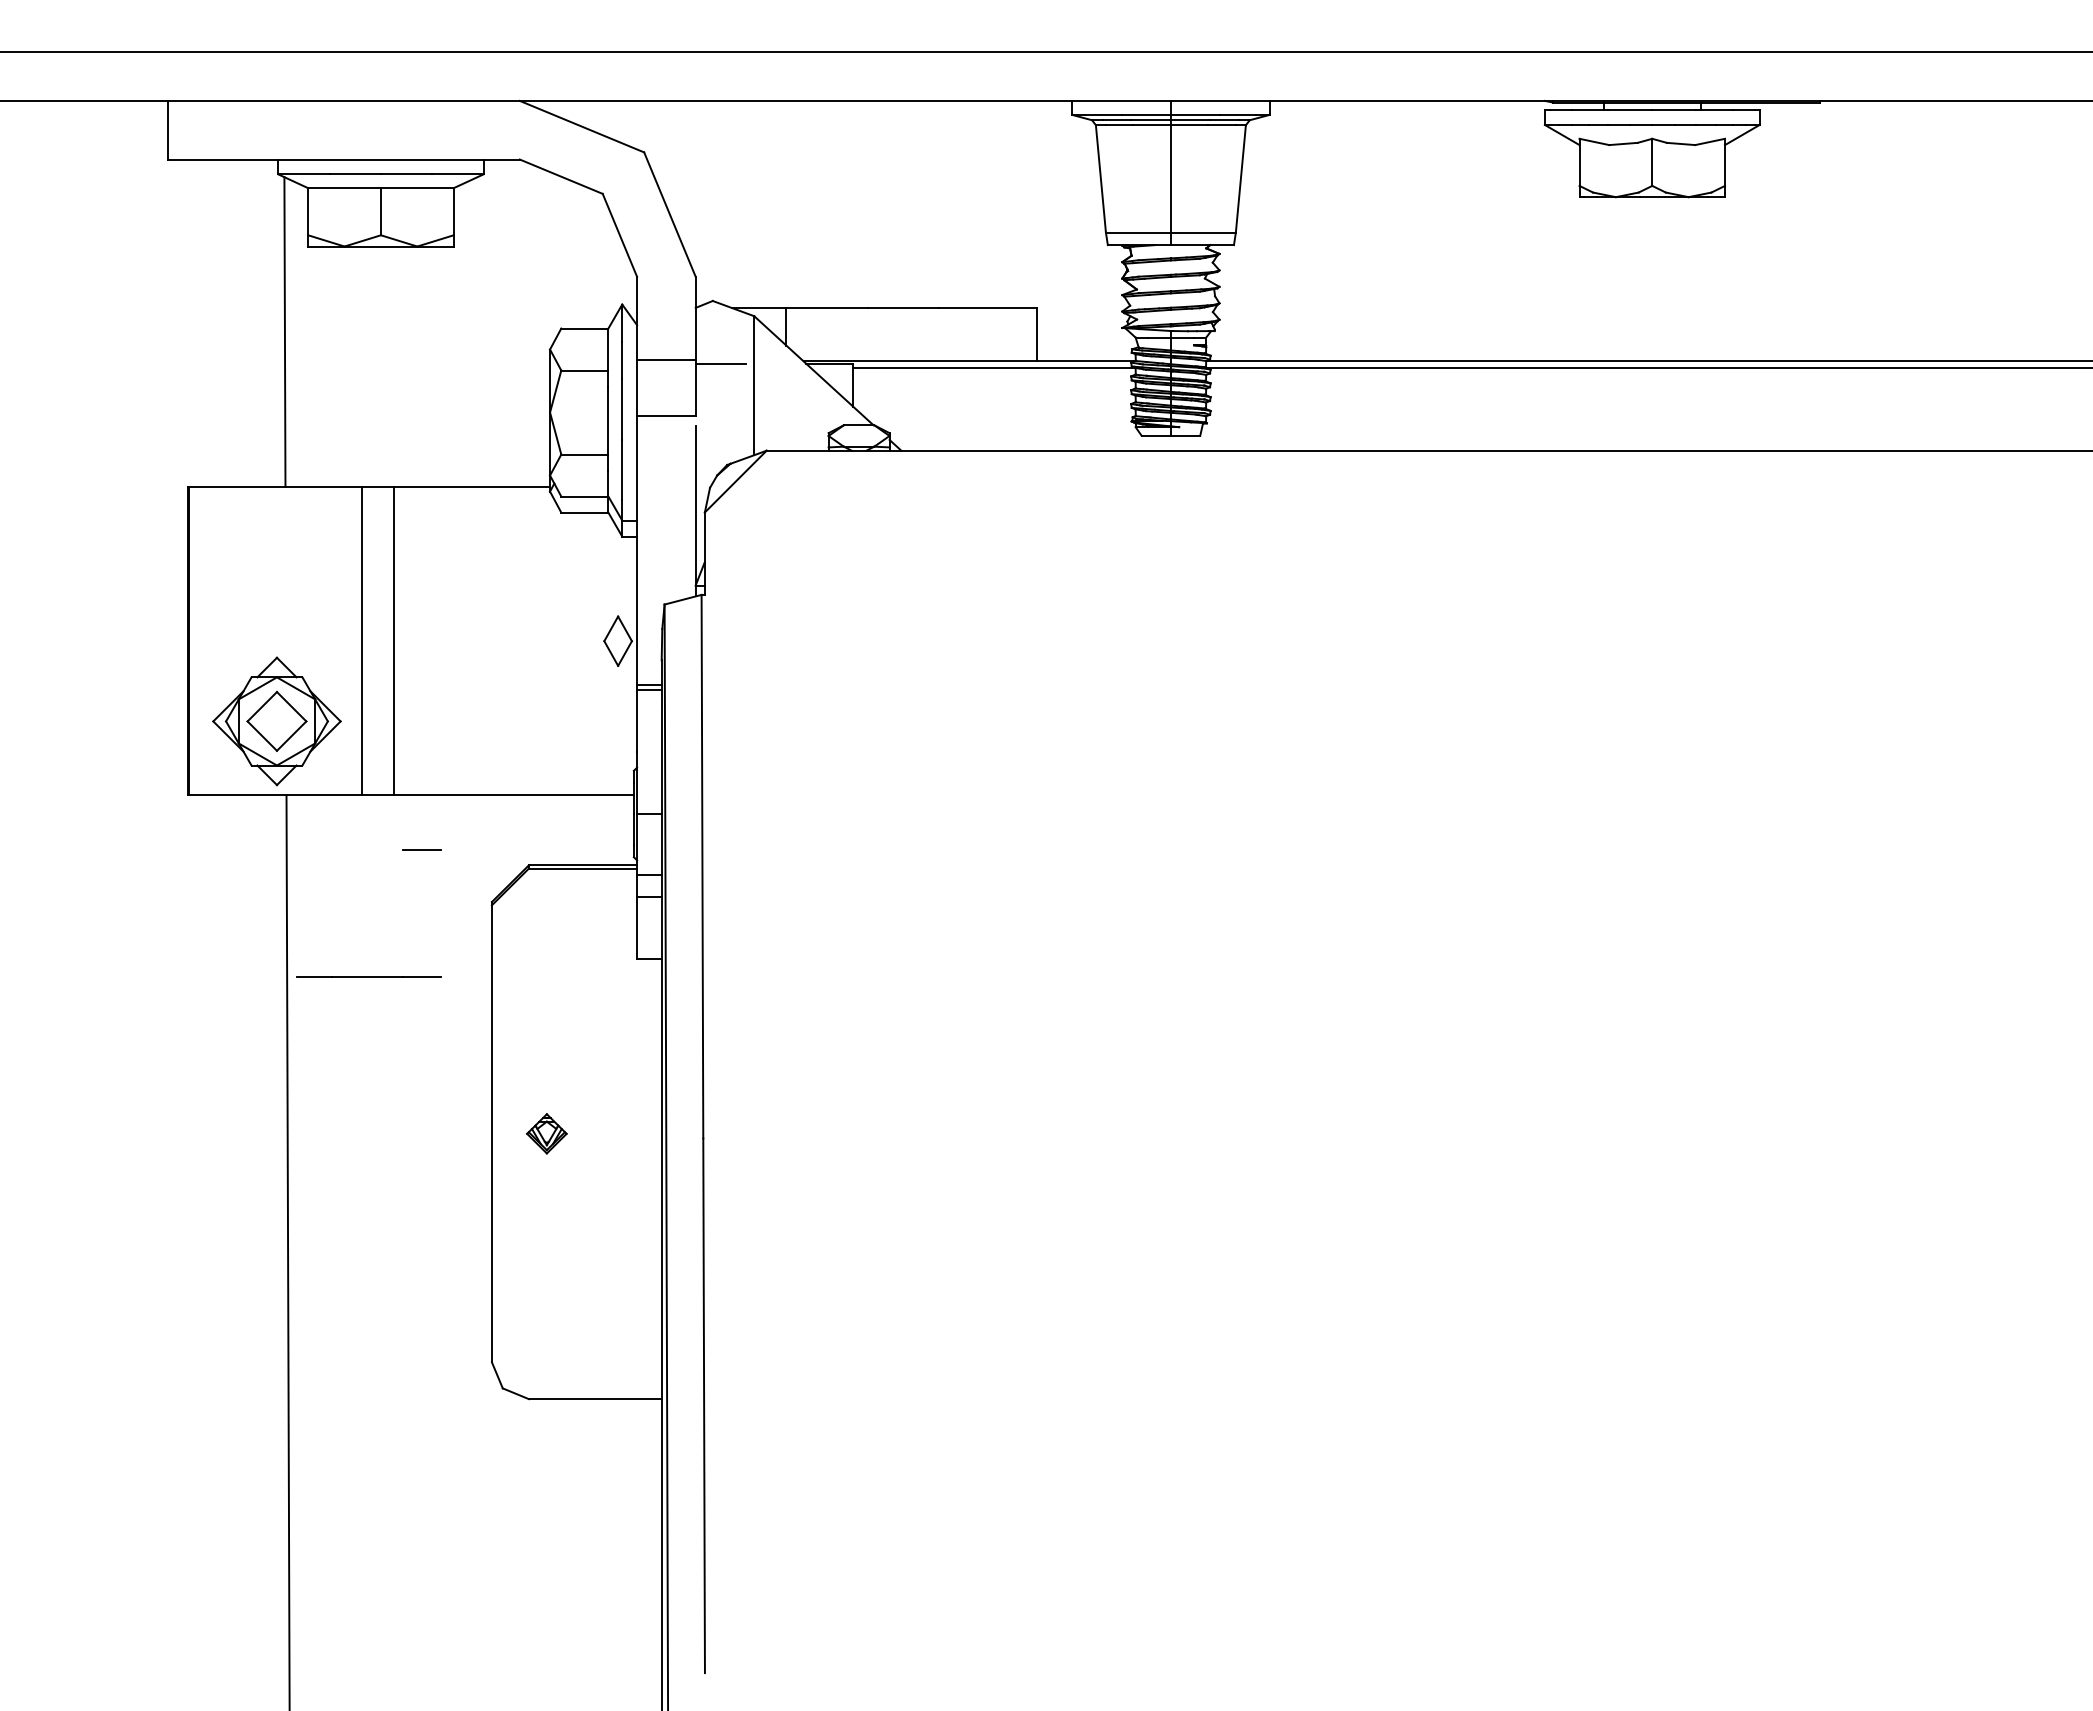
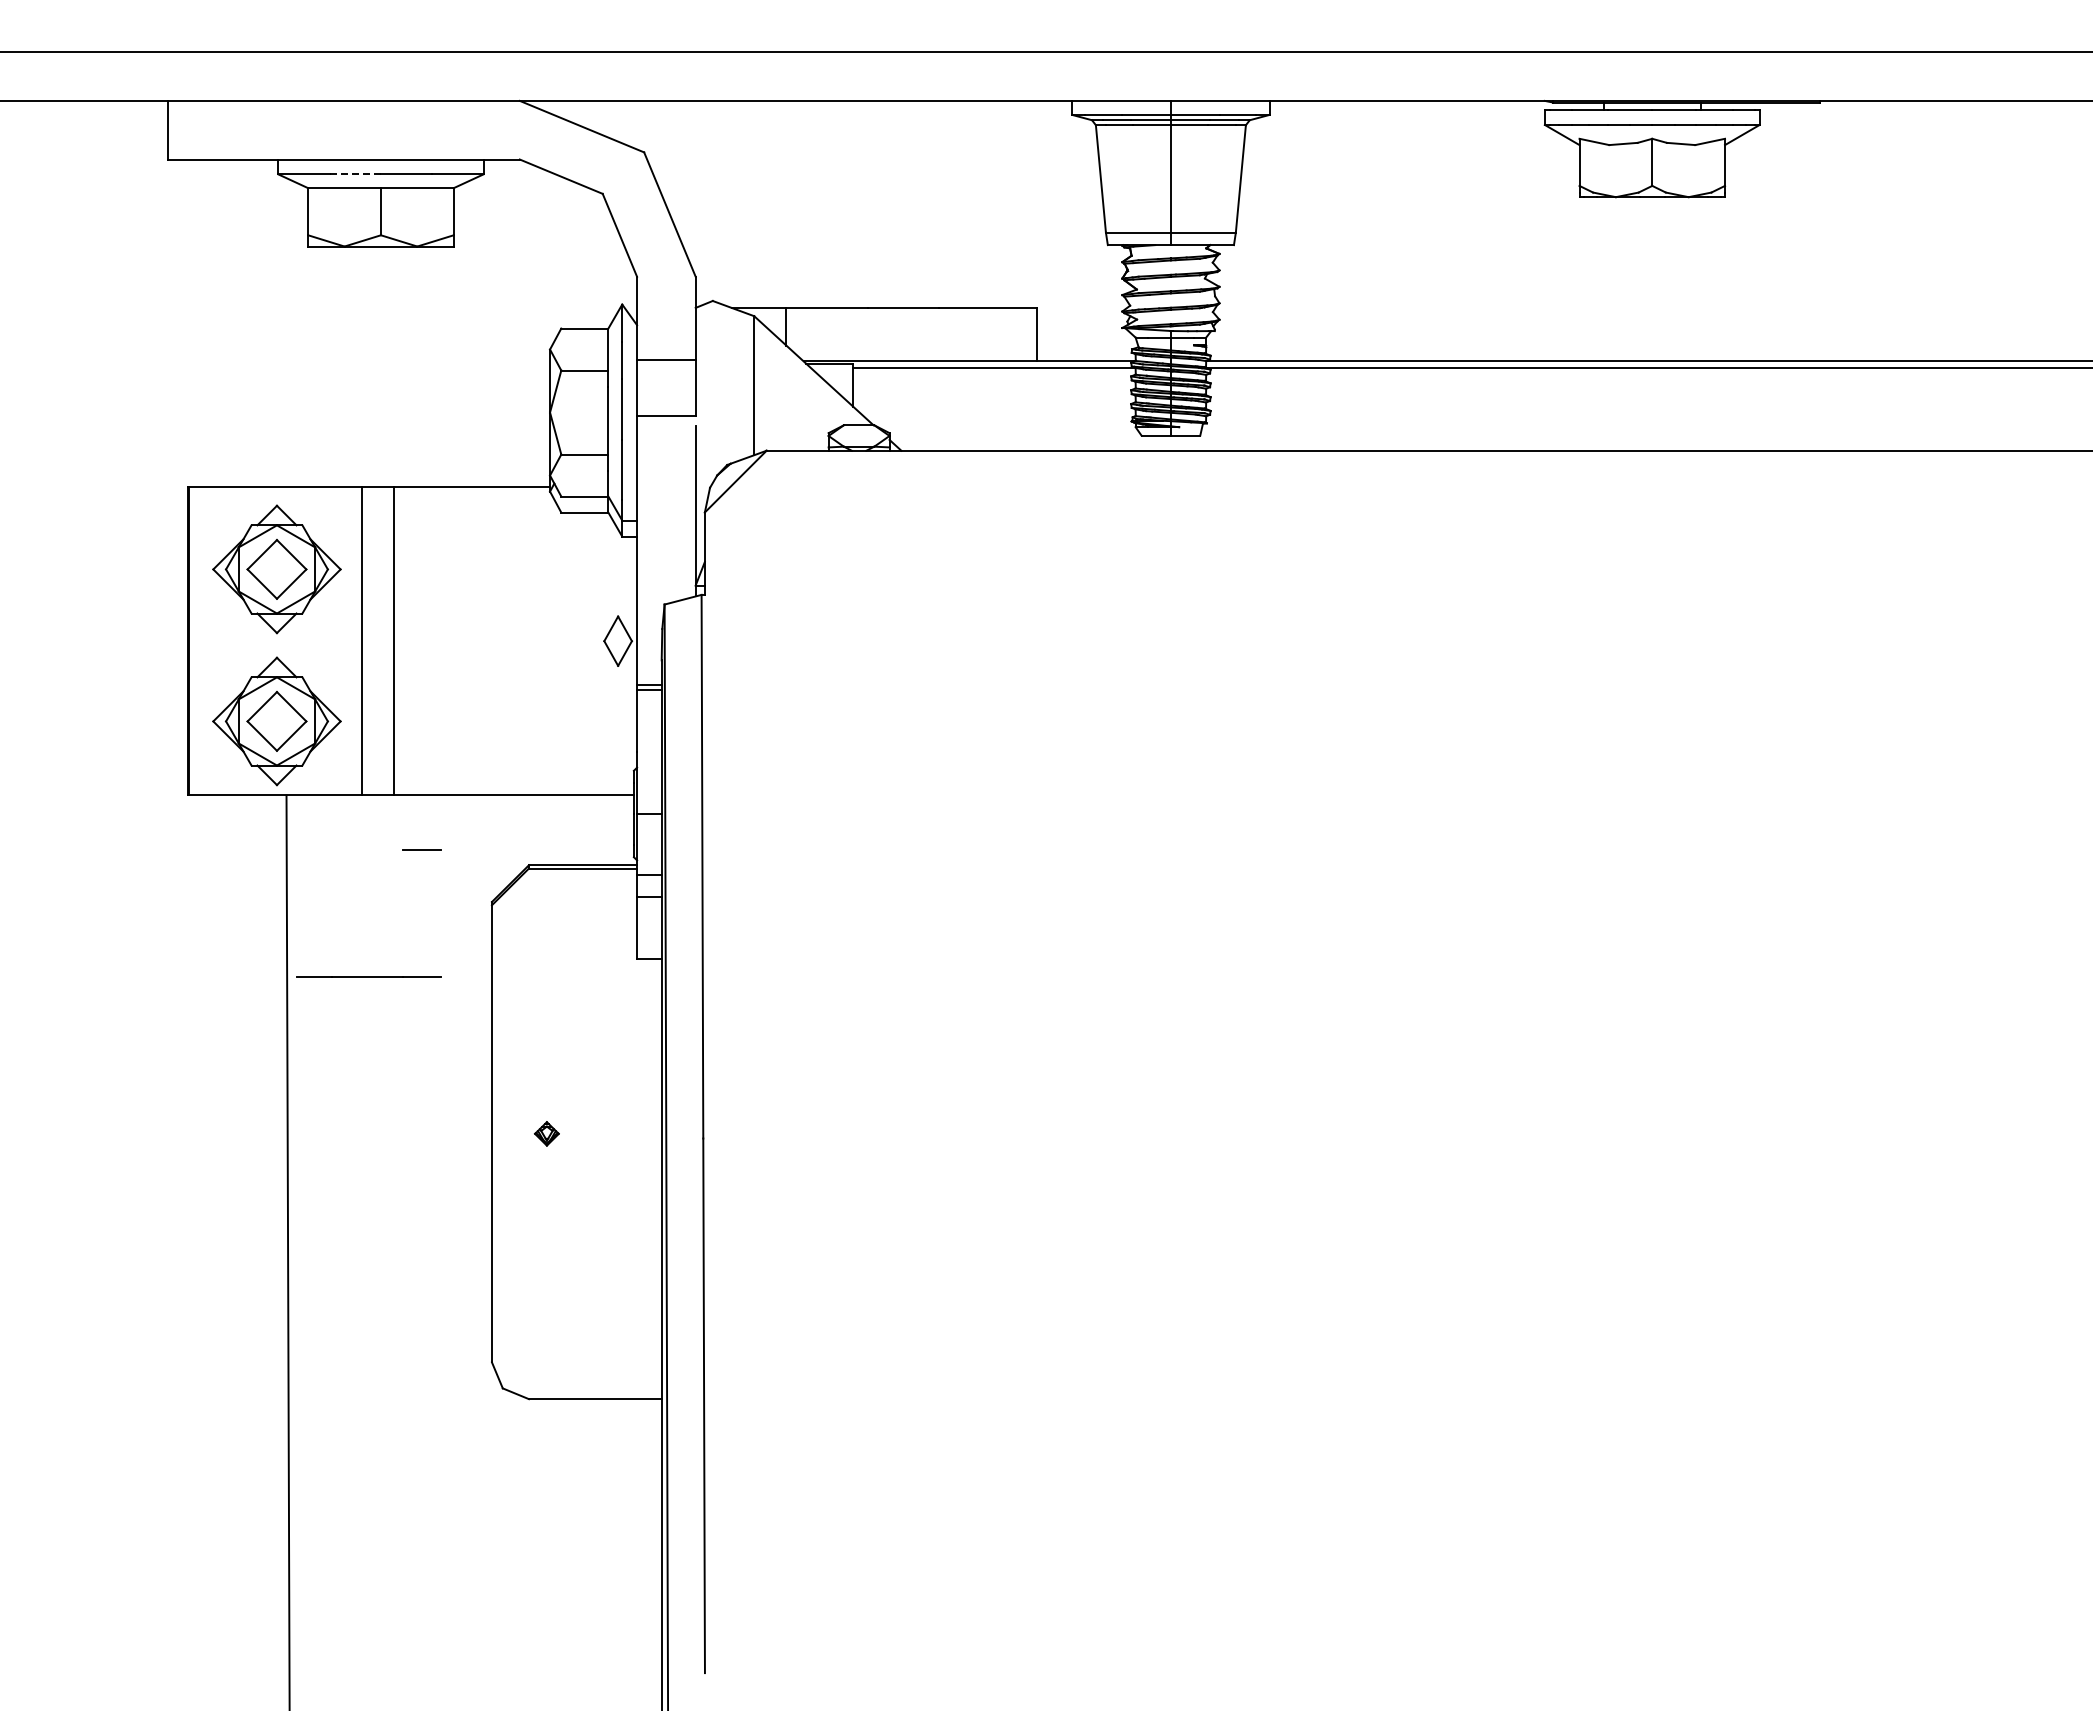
line: solid -> dashed (355, 174)
line: present -> none (284, 331)
line: present -> none (720, 363)
part: none -> present (276, 569)
part size: 42x42 px -> 26x26 px (546, 1133)
